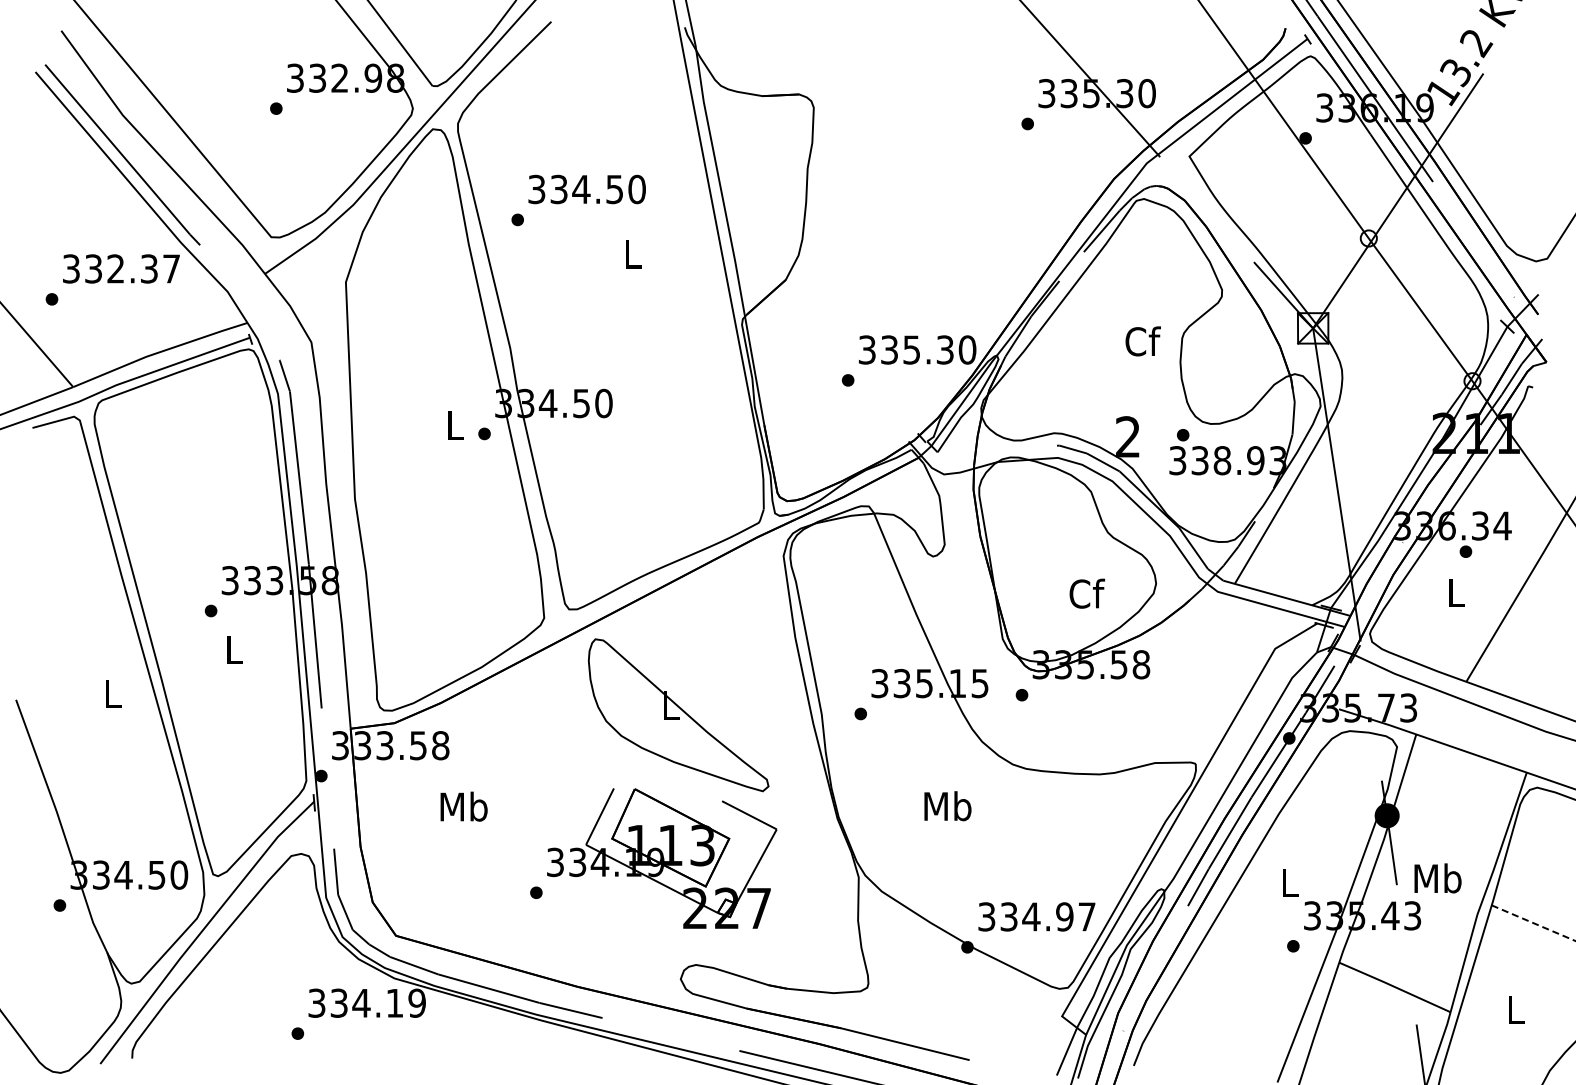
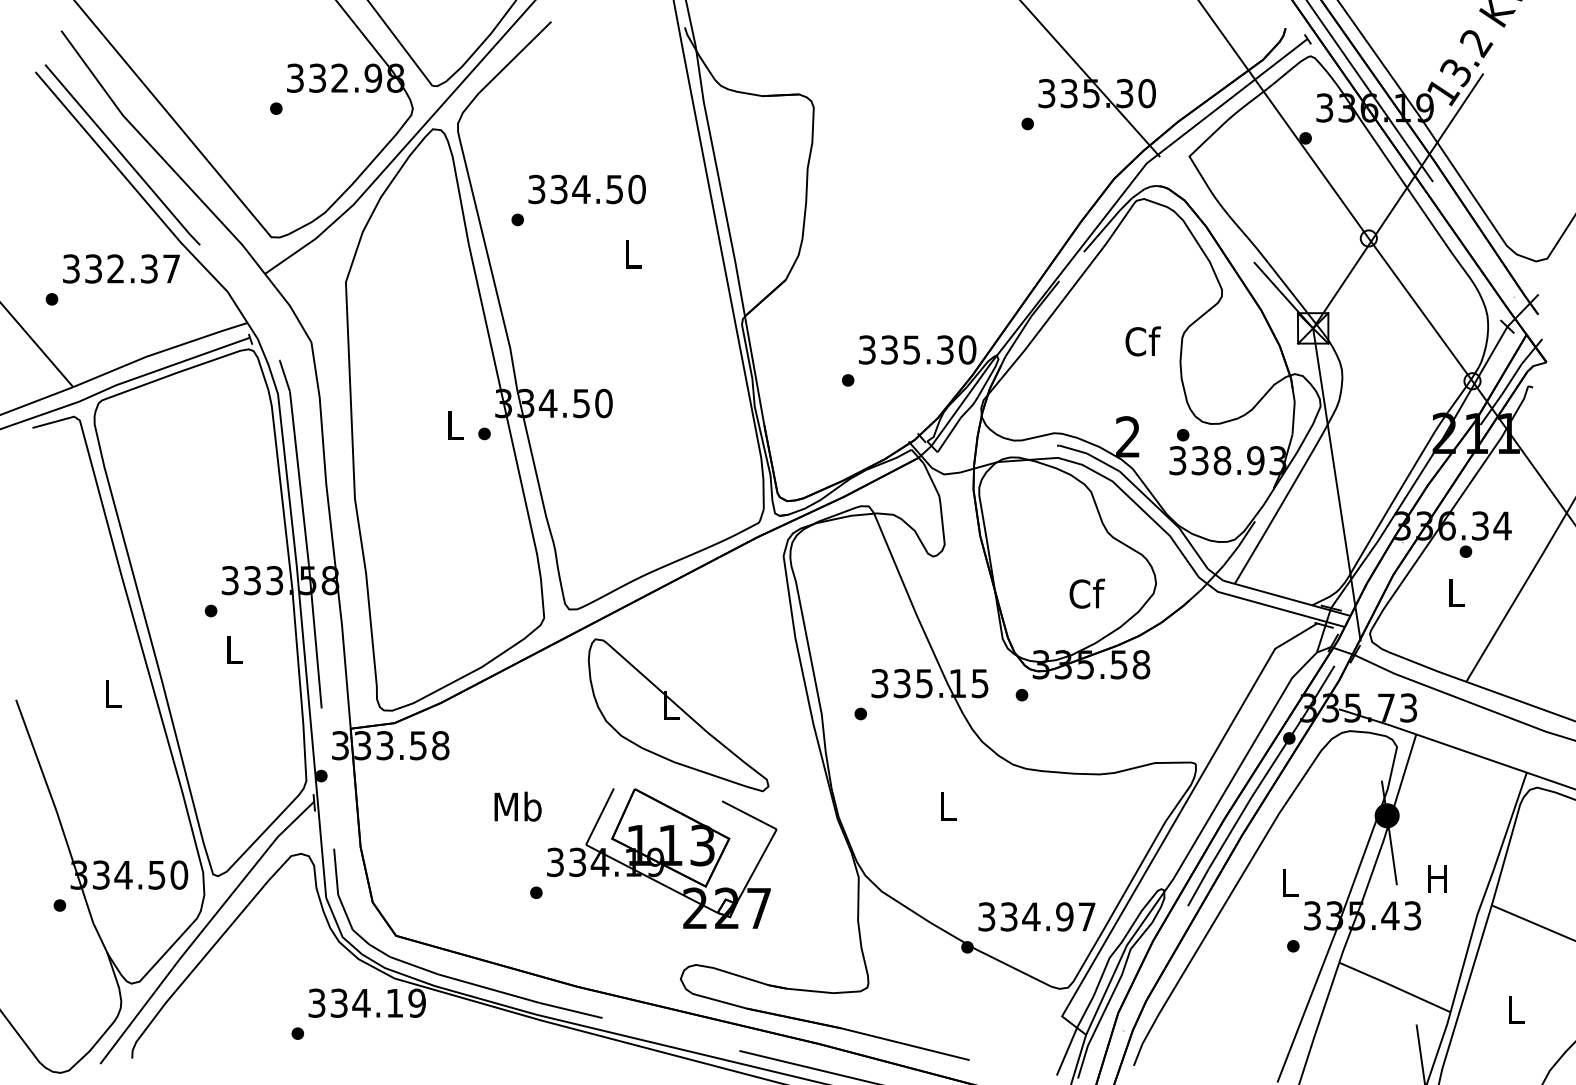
text position: (463, 806) -> (517, 806) (517, 806)
text: Mb -> L (947, 806)
text: Mb -> H (1437, 878)
line: dashed -> solid (1534, 923)
